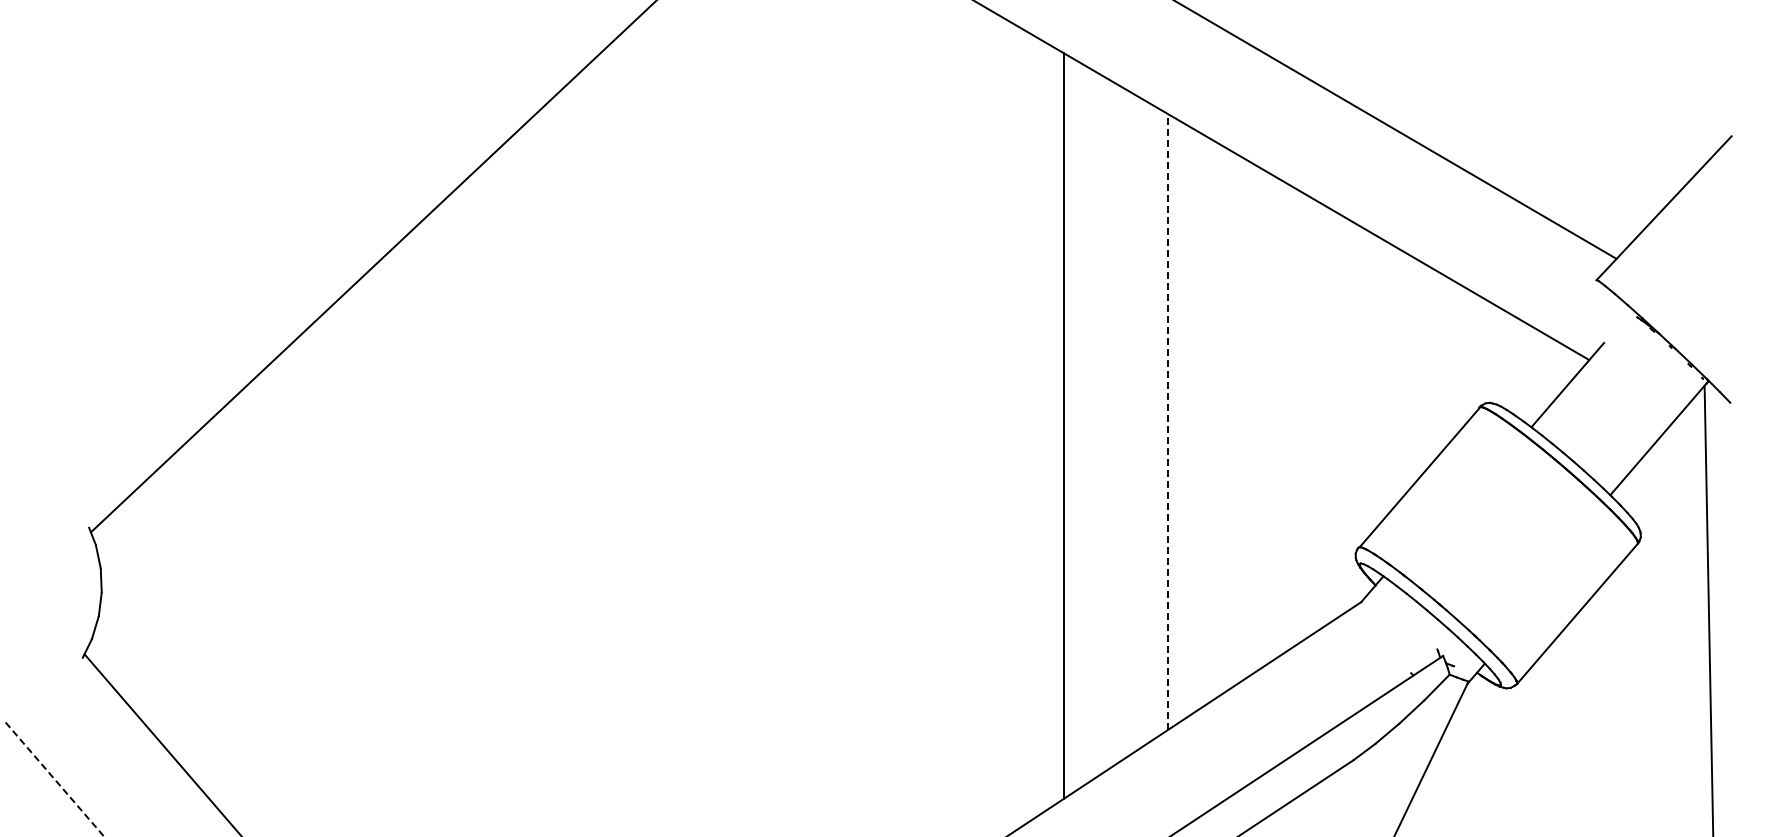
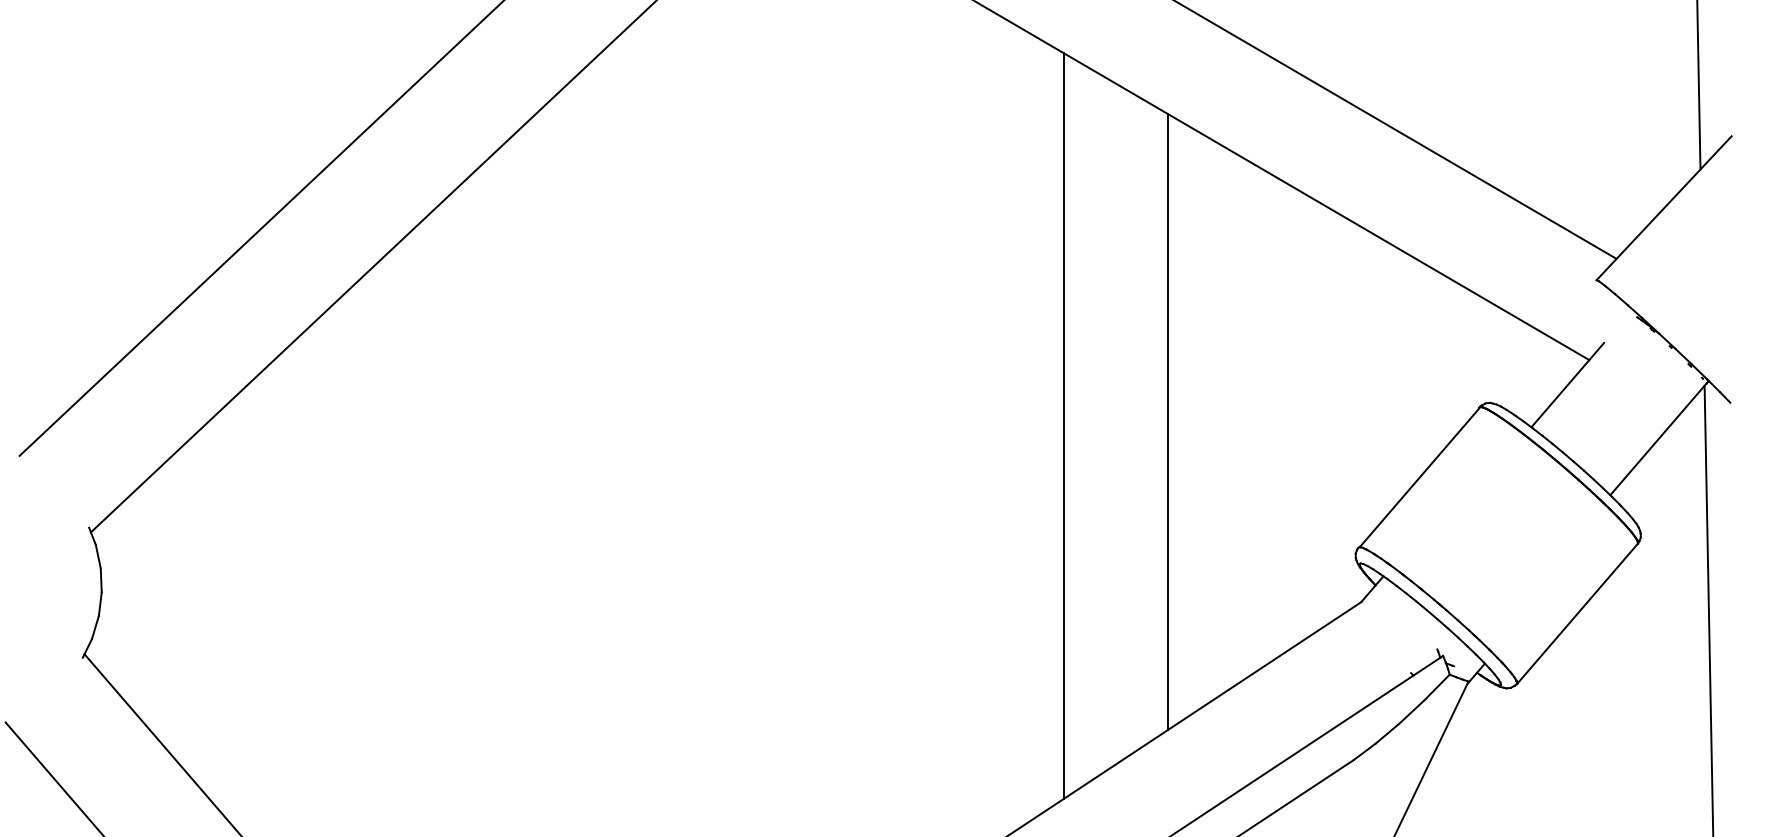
line: none -> present (1698, 85)
line: none -> present (260, 228)
line: dashed -> solid (1167, 421)
line: dashed -> solid (55, 780)
